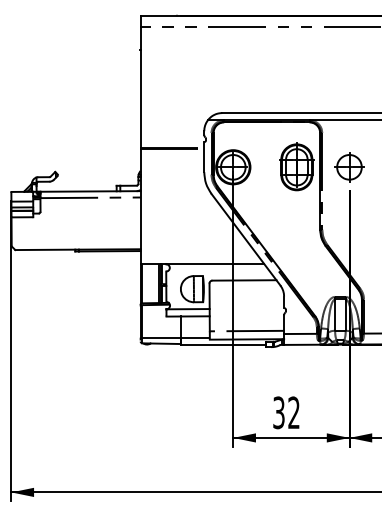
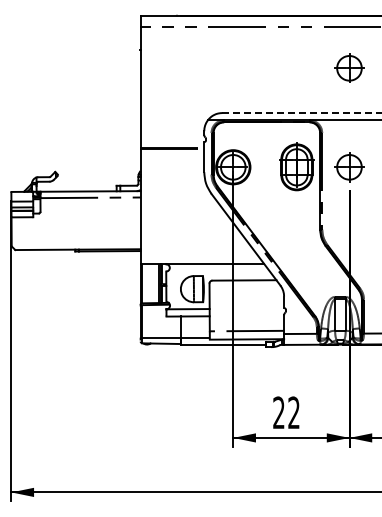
part: none -> present (349, 68)
line: solid -> dashed (302, 113)
text: 32 -> 22 (278, 413)
